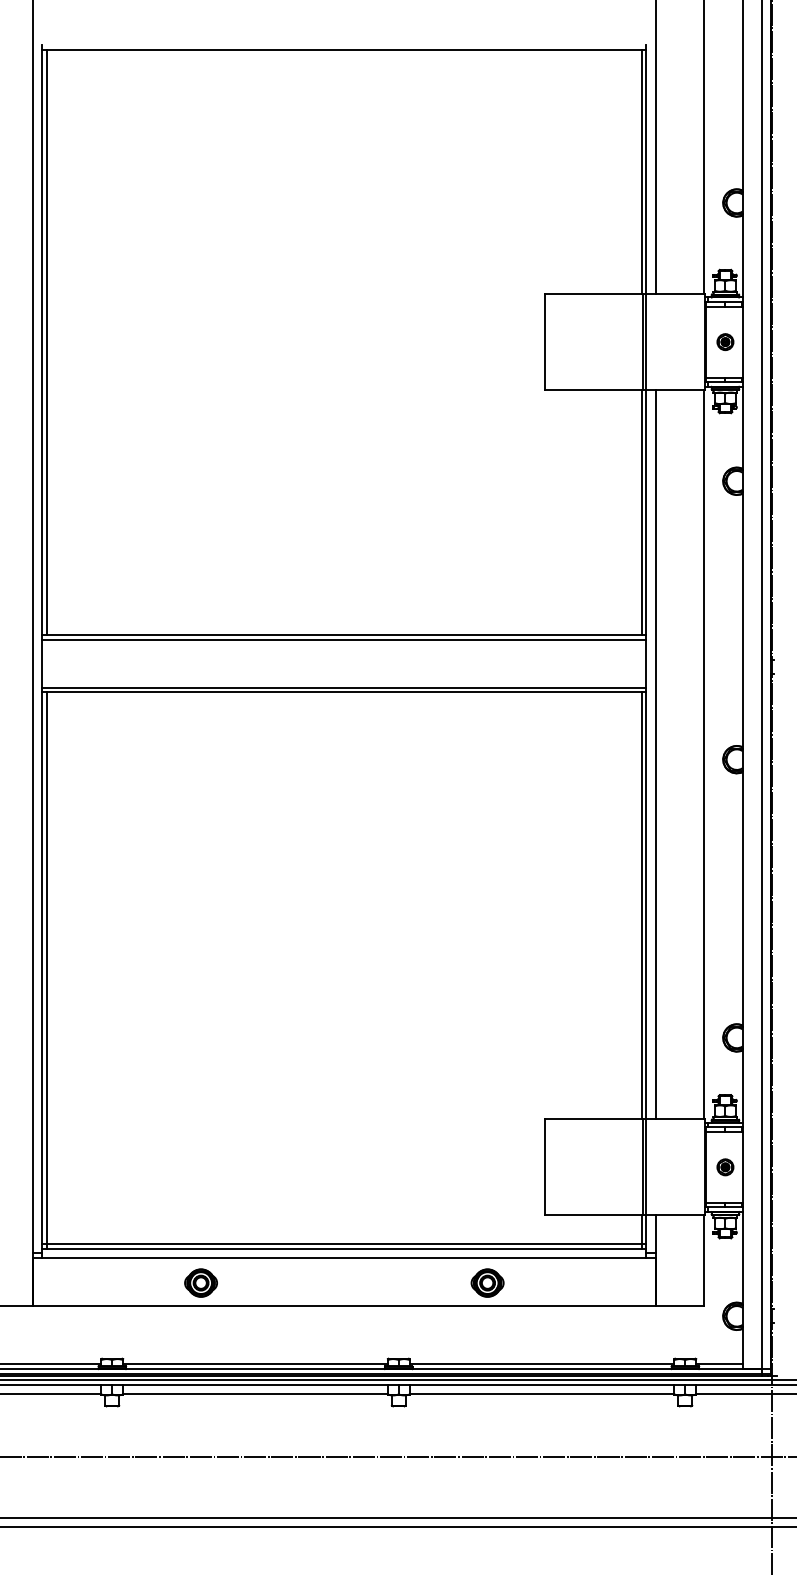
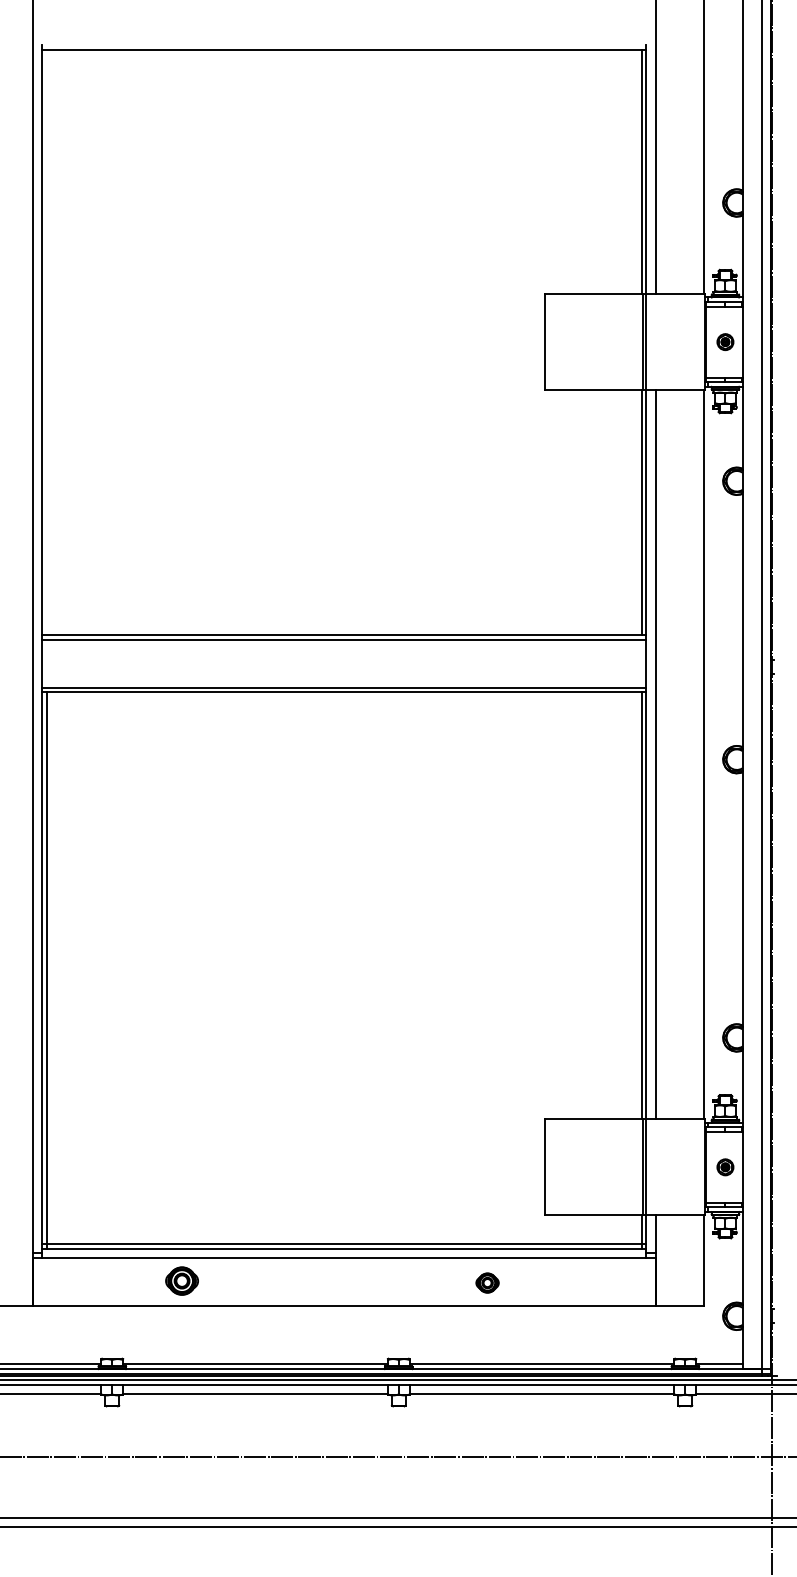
line: present -> none (46, 341)
part position: (200, 1282) -> (181, 1280) (181, 1280)
part size: 35x30 px -> 25x22 px (487, 1282)
